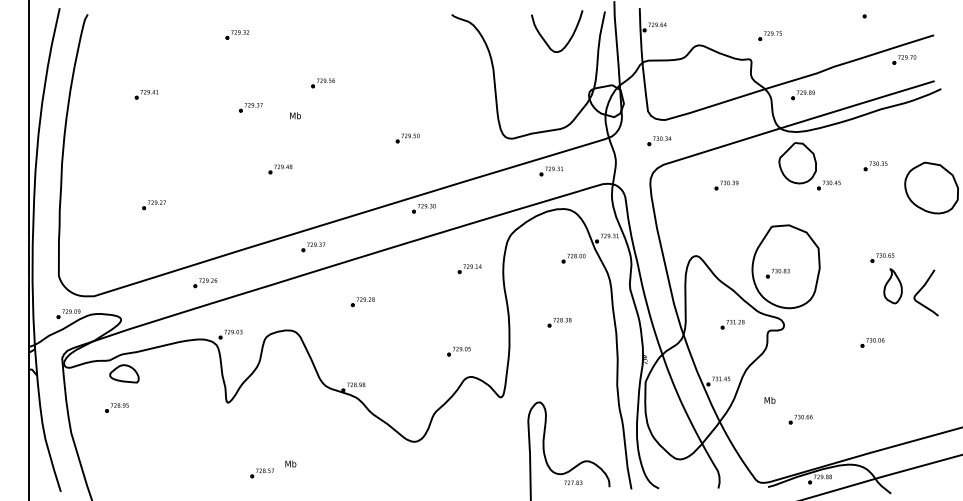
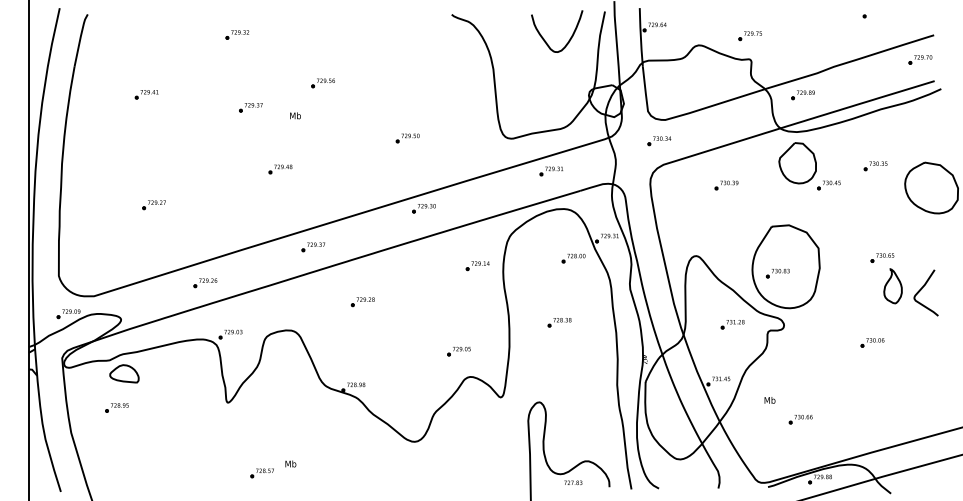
part position: (769, 36) -> (749, 36) (749, 36)
part position: (904, 59) -> (920, 59) (920, 59)
part position: (469, 269) -> (477, 266) (477, 266)
